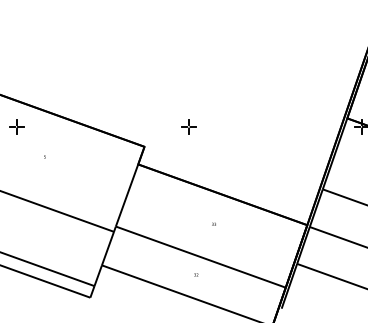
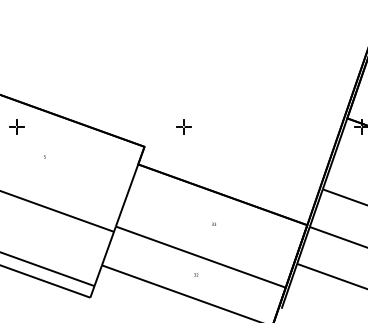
part position: (188, 126) -> (183, 126) (183, 126)
